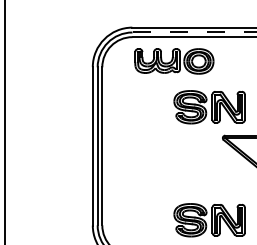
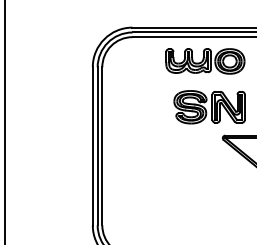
line: dashed -> solid (194, 32)
part position: (174, 61) -> (205, 61) (205, 61)
part: present -> none (209, 220)
